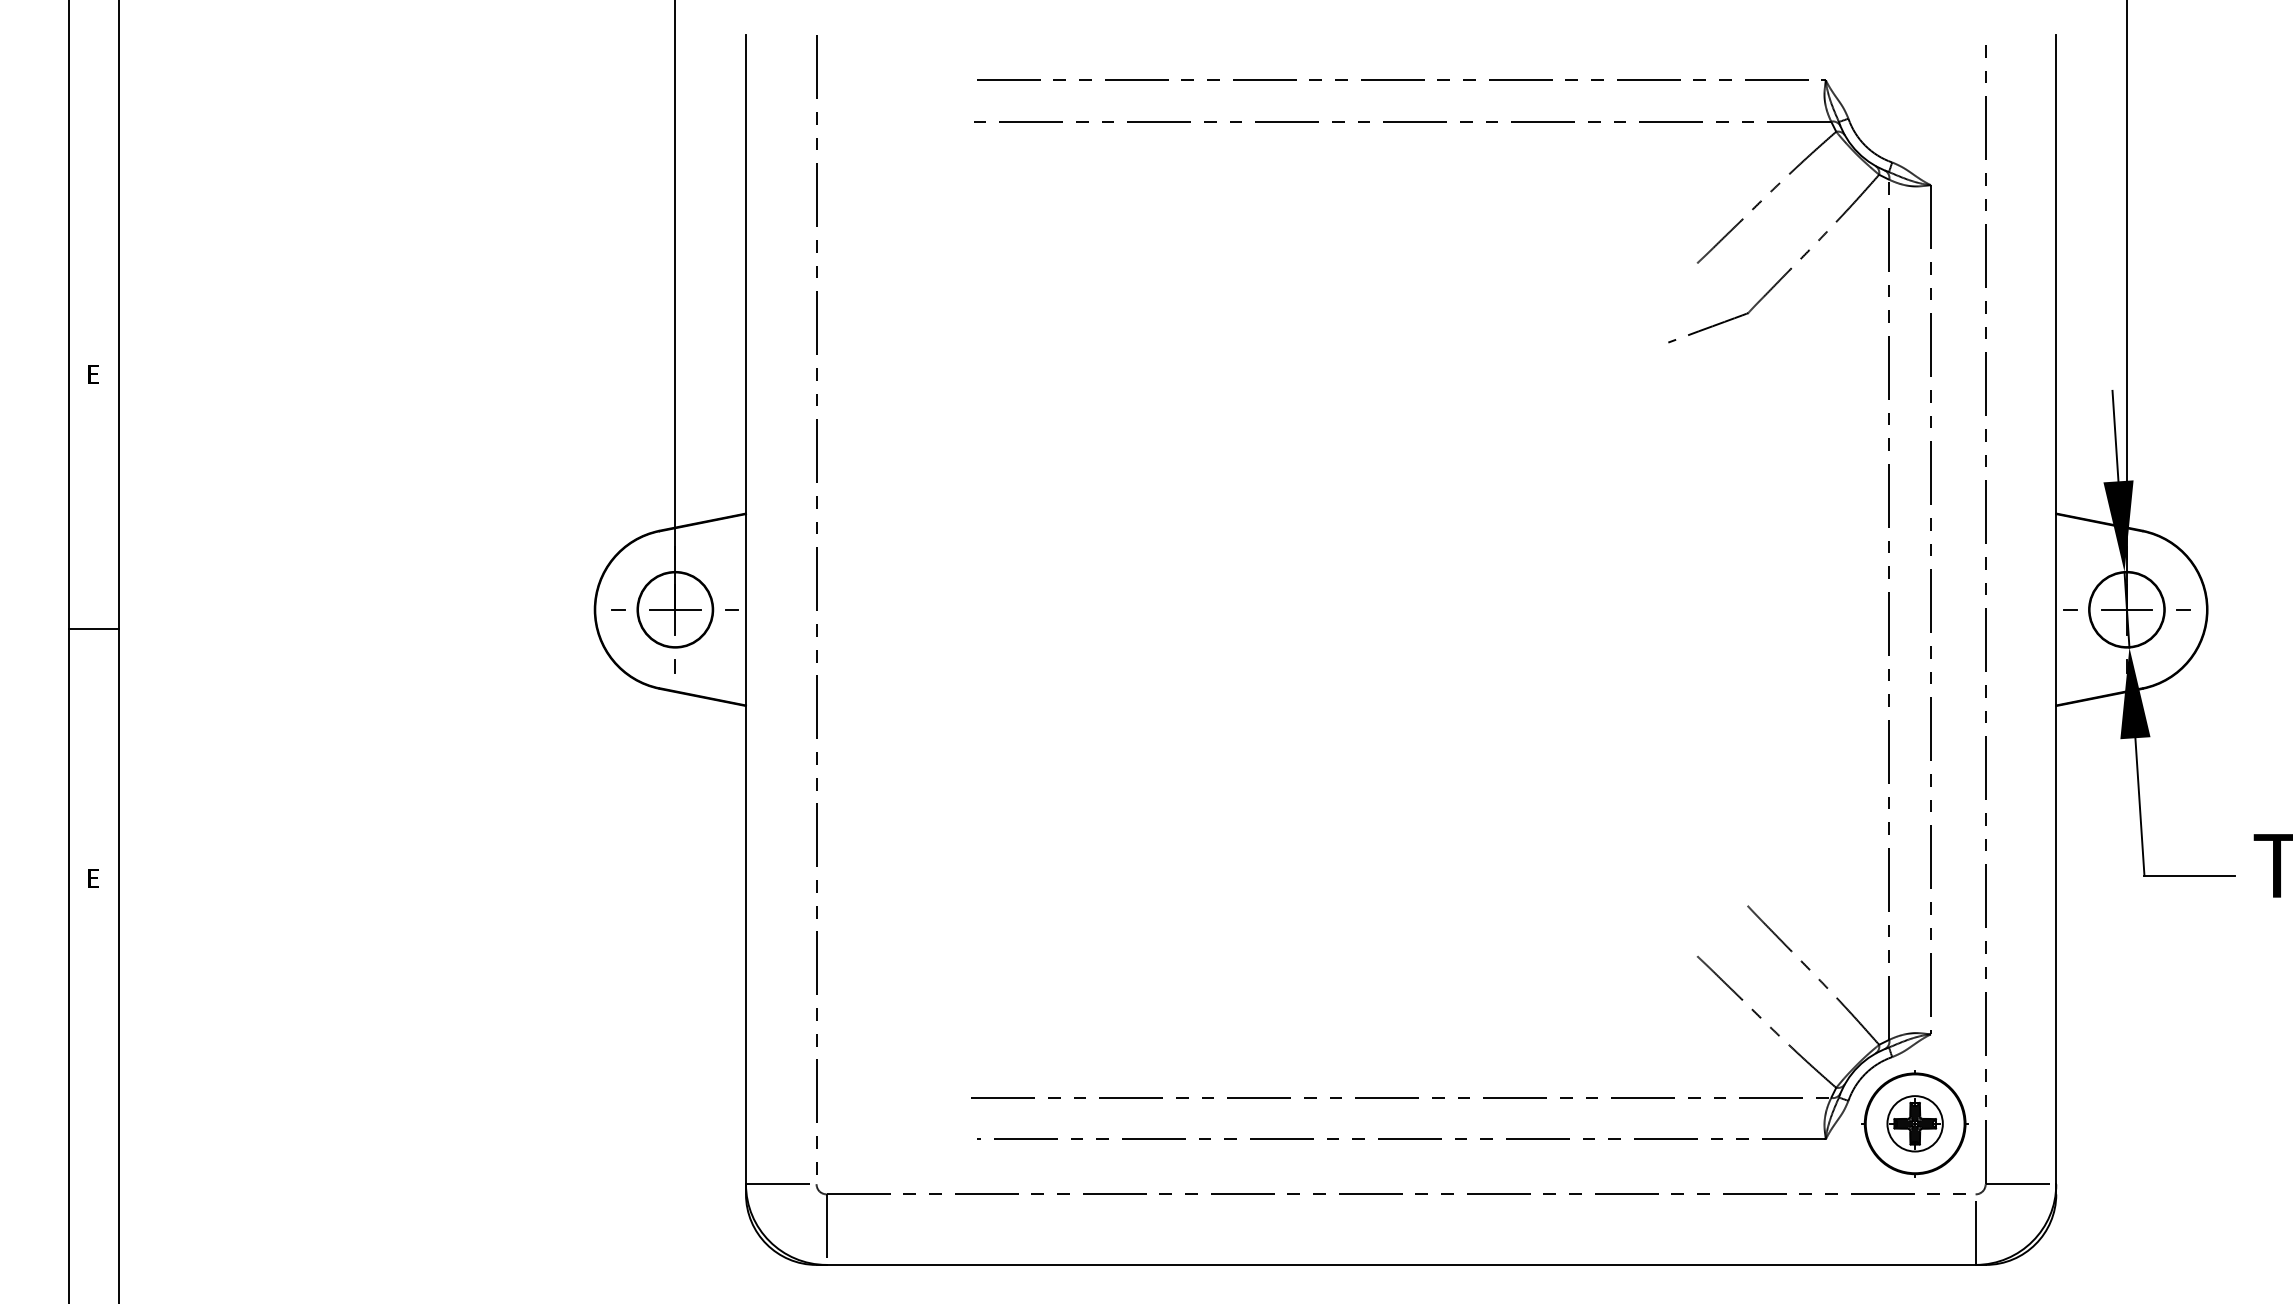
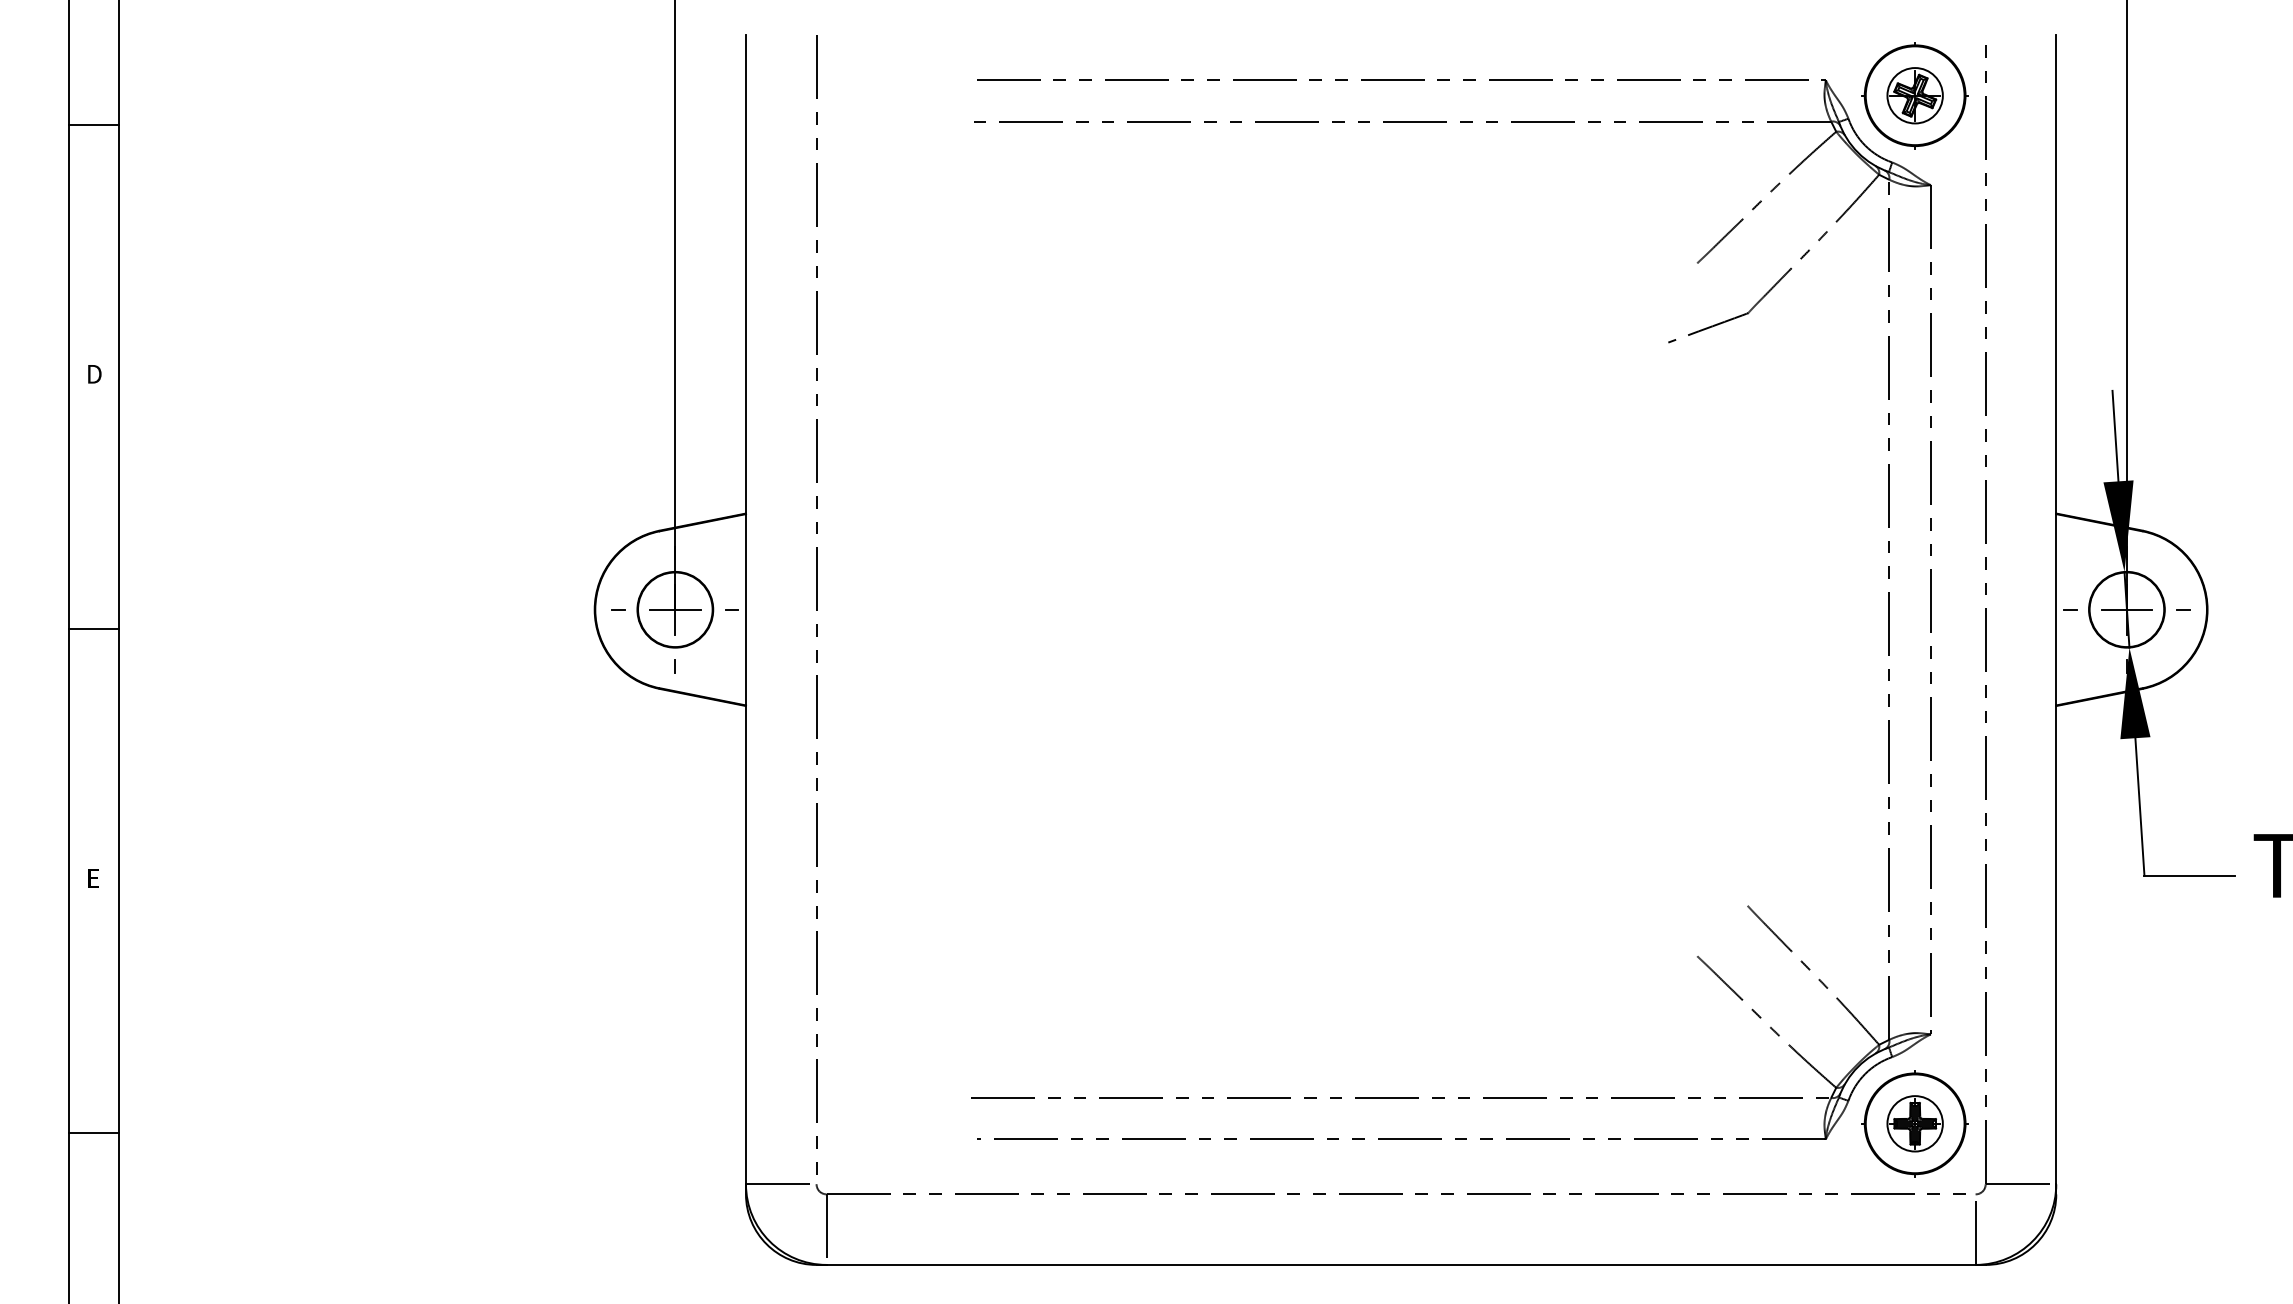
part: none -> present (1914, 95)
line: none -> present (93, 124)
text: E -> D (94, 374)
line: none -> present (93, 1132)
